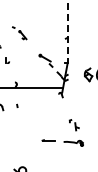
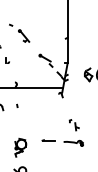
line: dashed -> solid (67, 32)
part size: 16x15 px -> 22x20 px (19, 32)
part: none -> present (20, 147)
